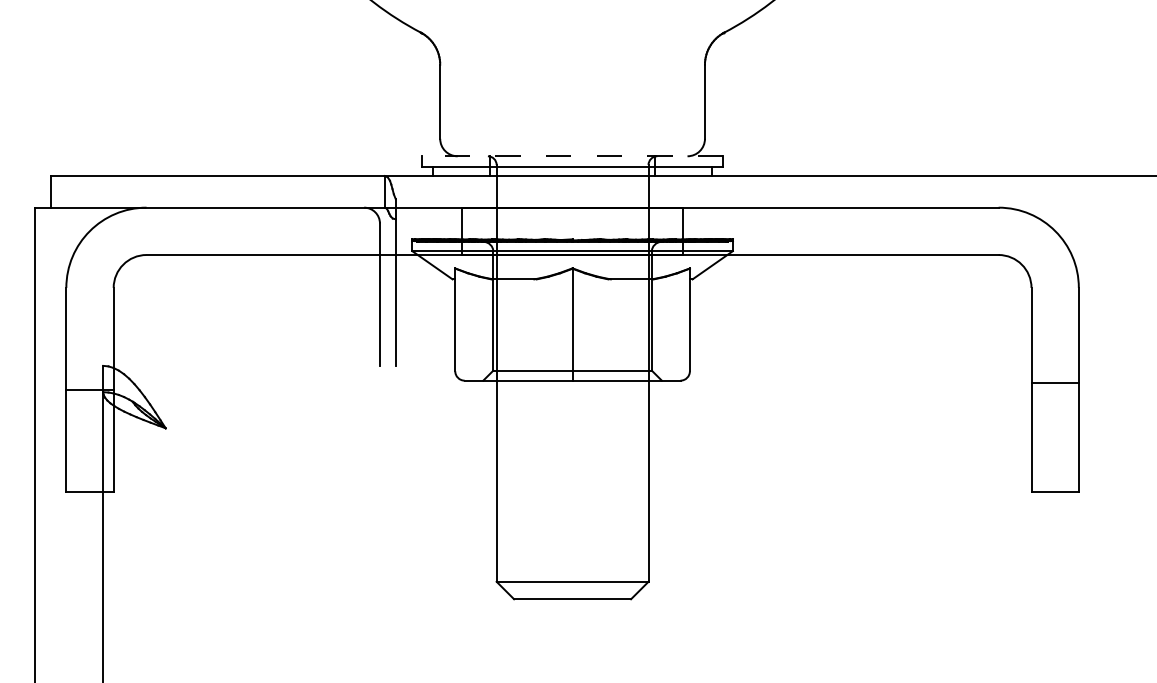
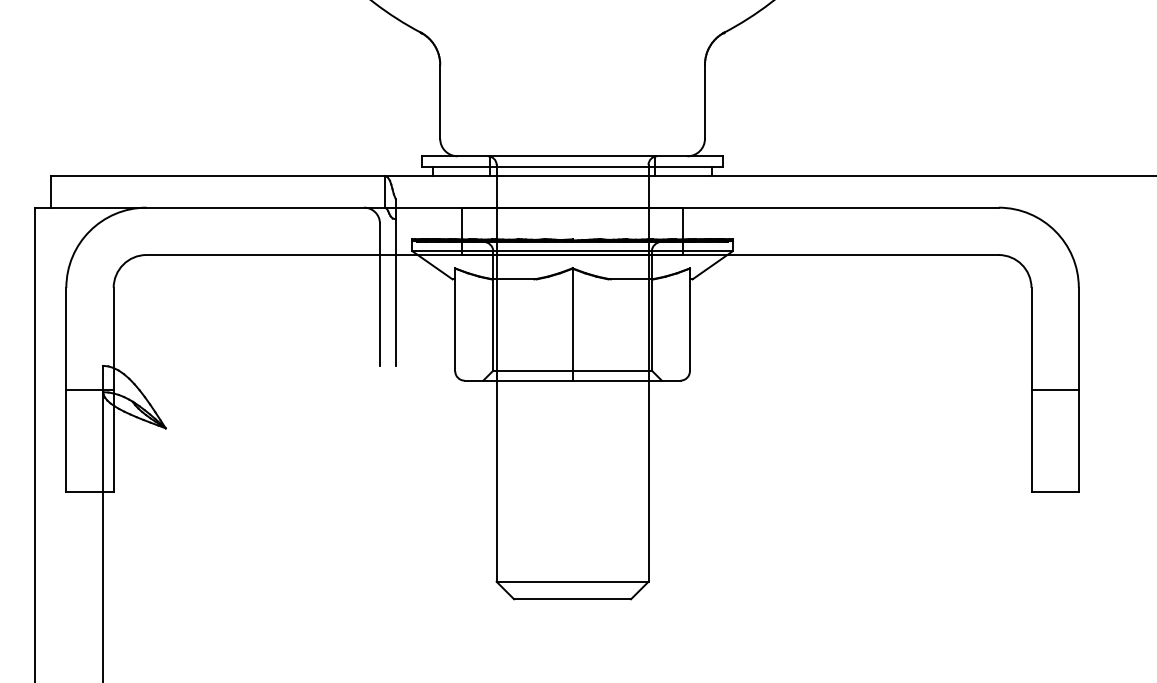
line: dashed -> solid (572, 156)
line position: (1054, 382) -> (1054, 389) (1054, 389)
